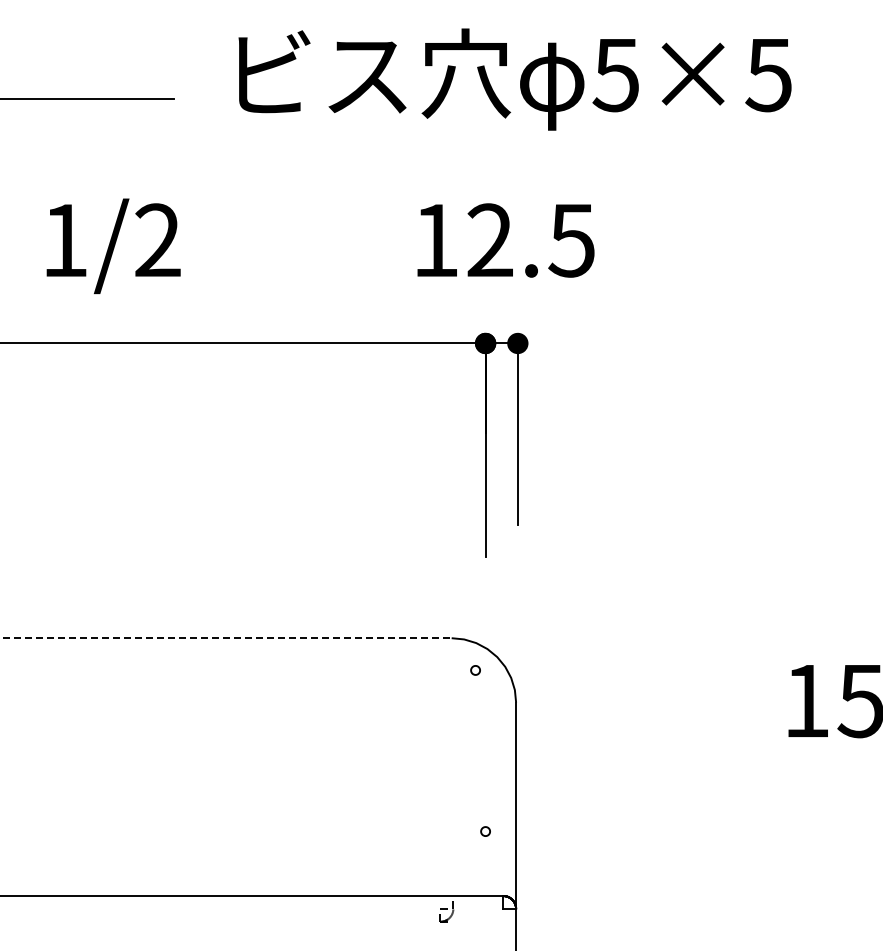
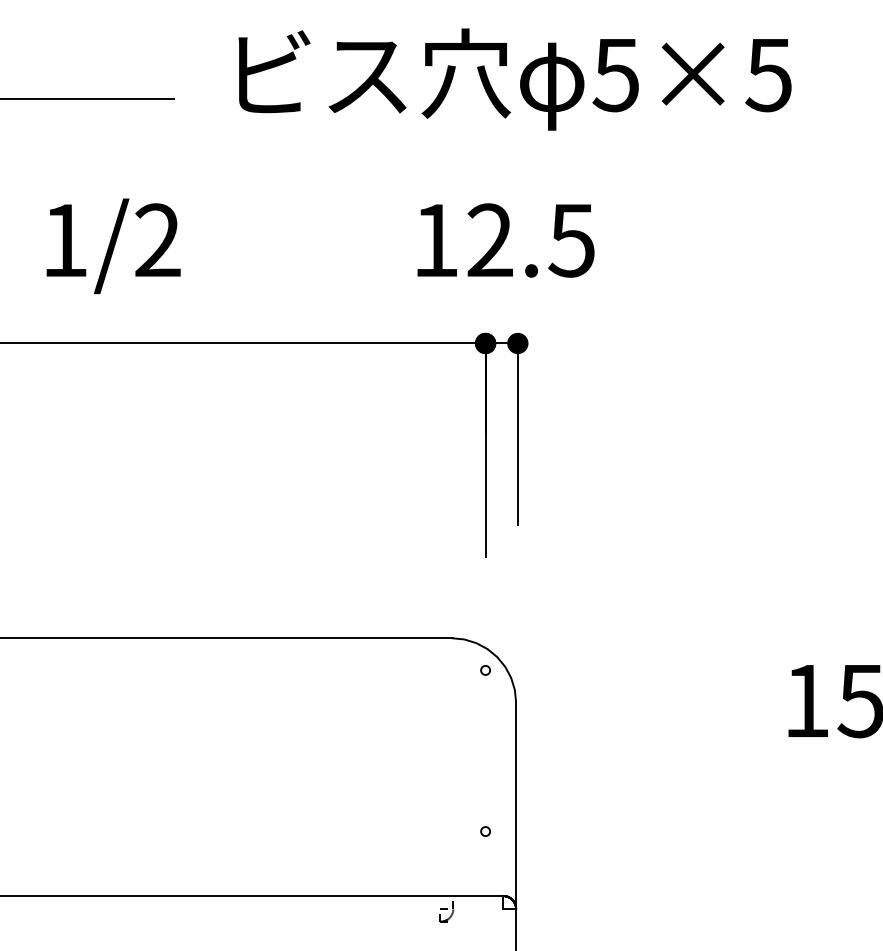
line: dashed -> solid (227, 638)
part position: (475, 670) -> (485, 670) (485, 670)
